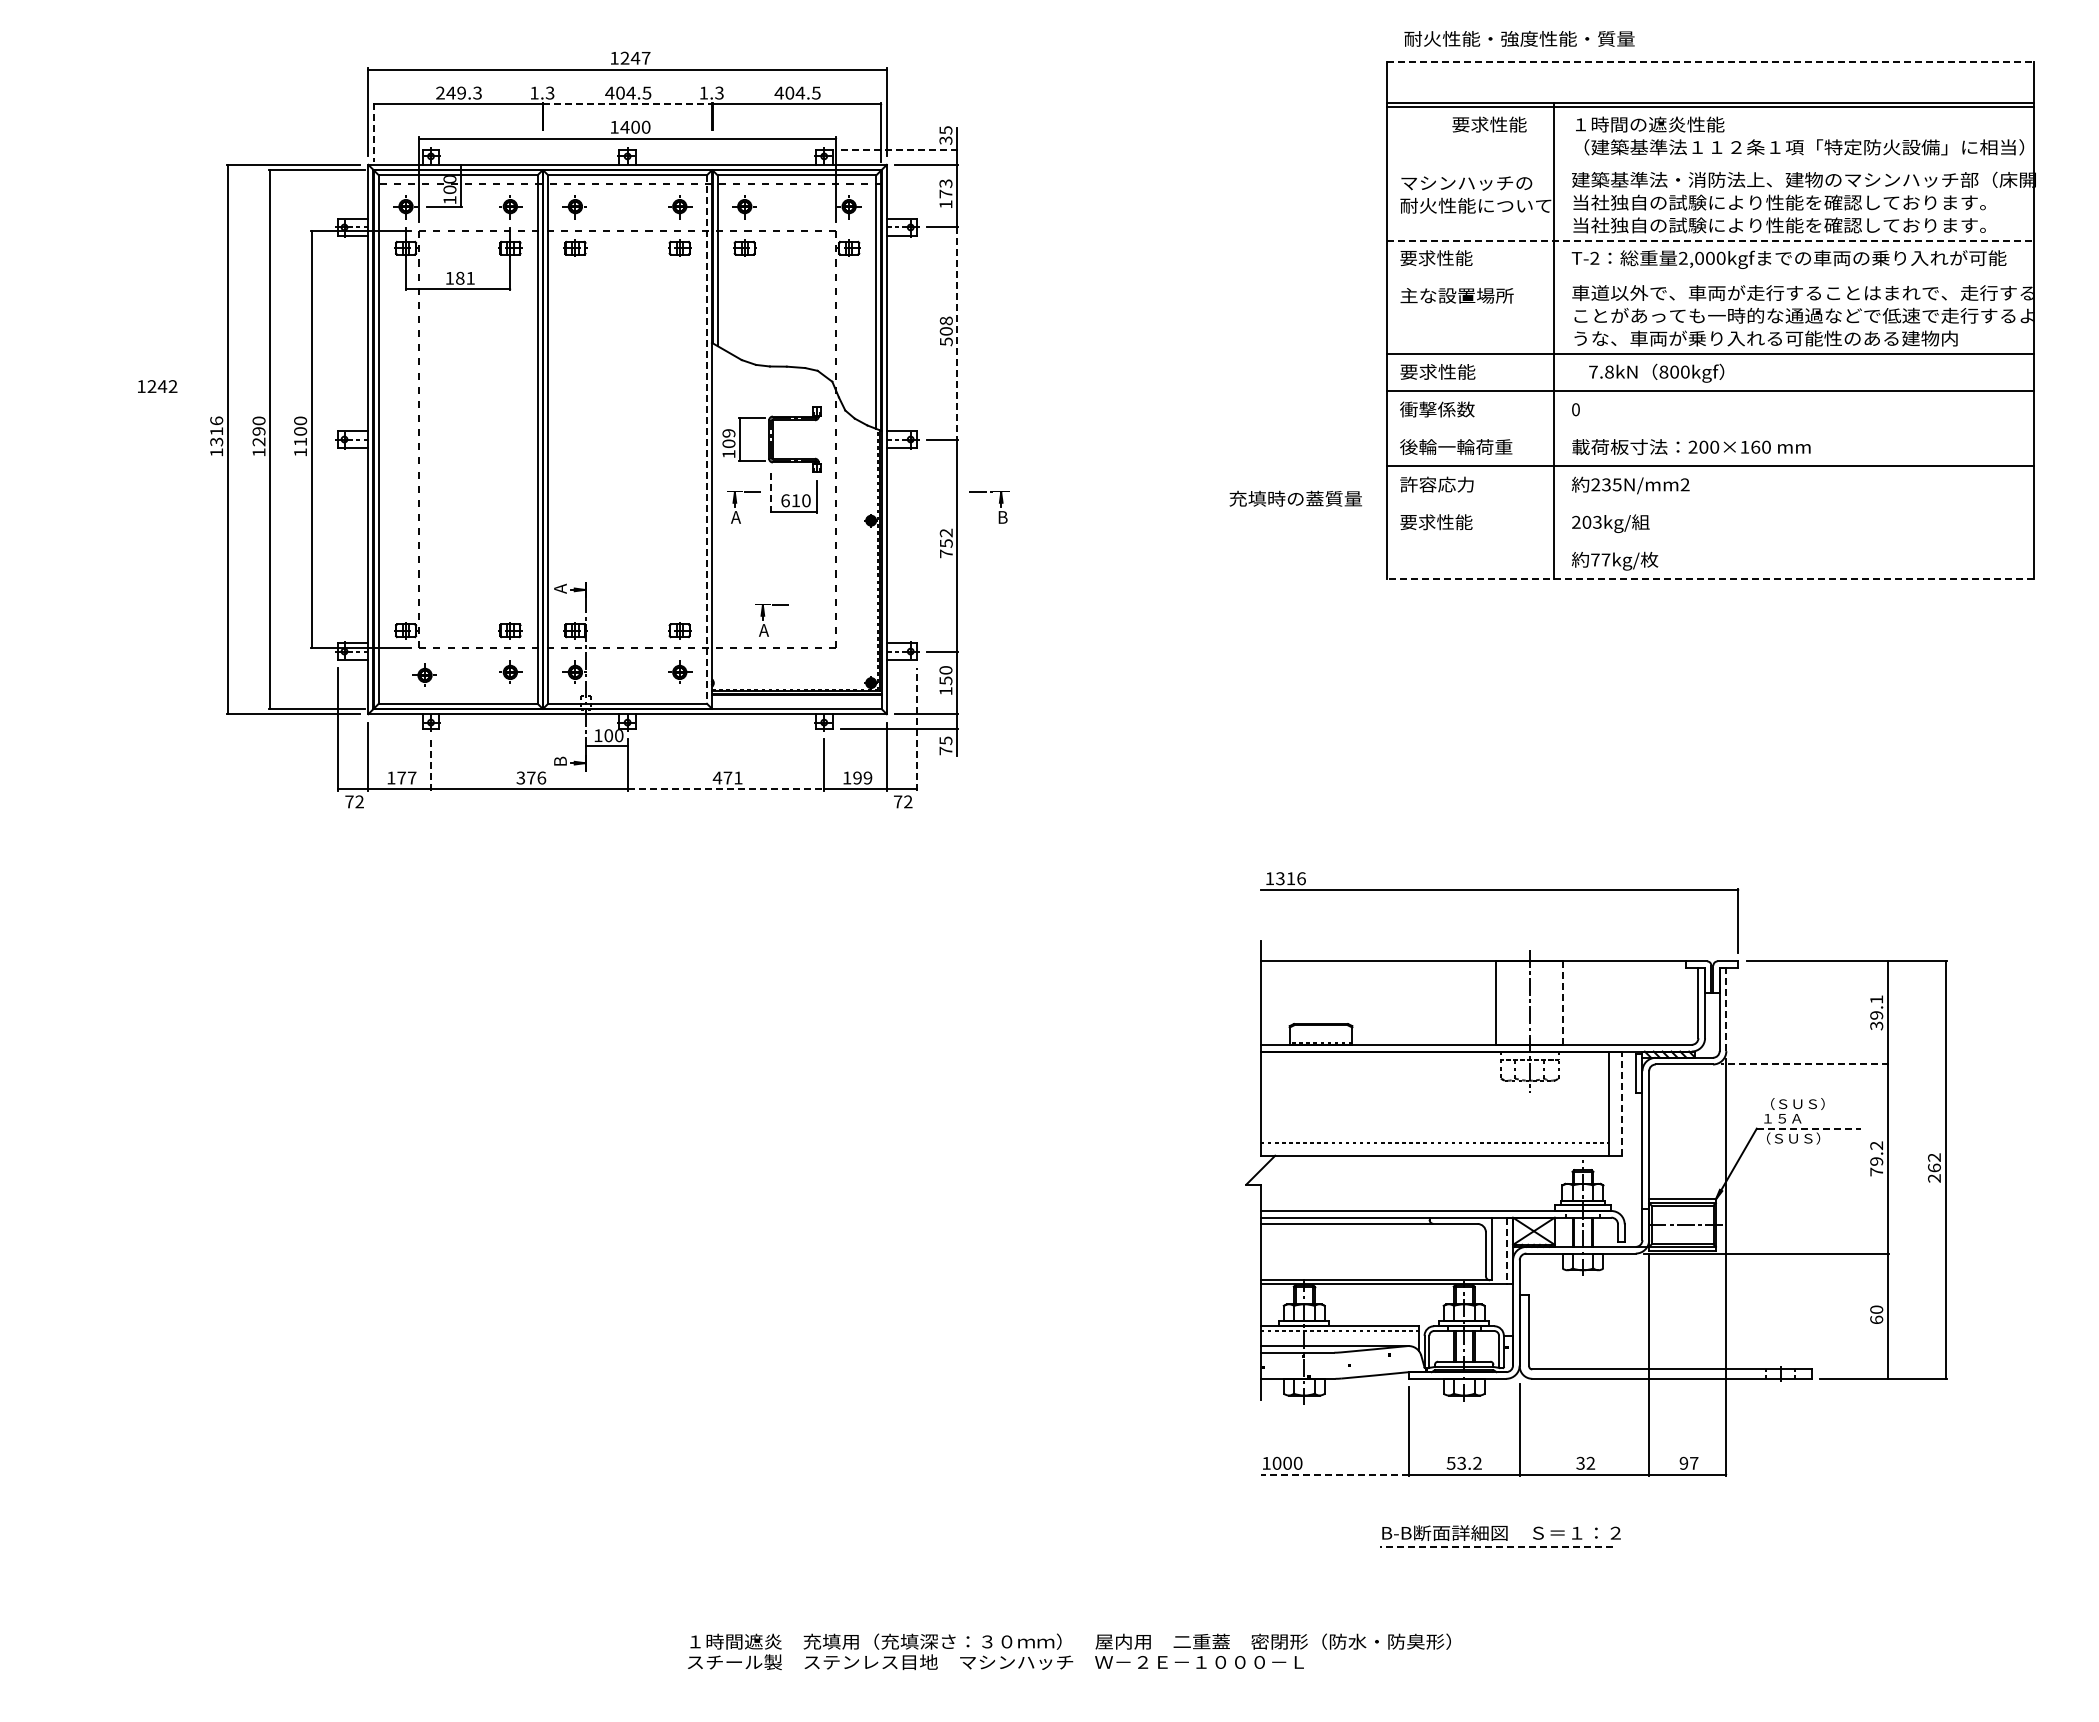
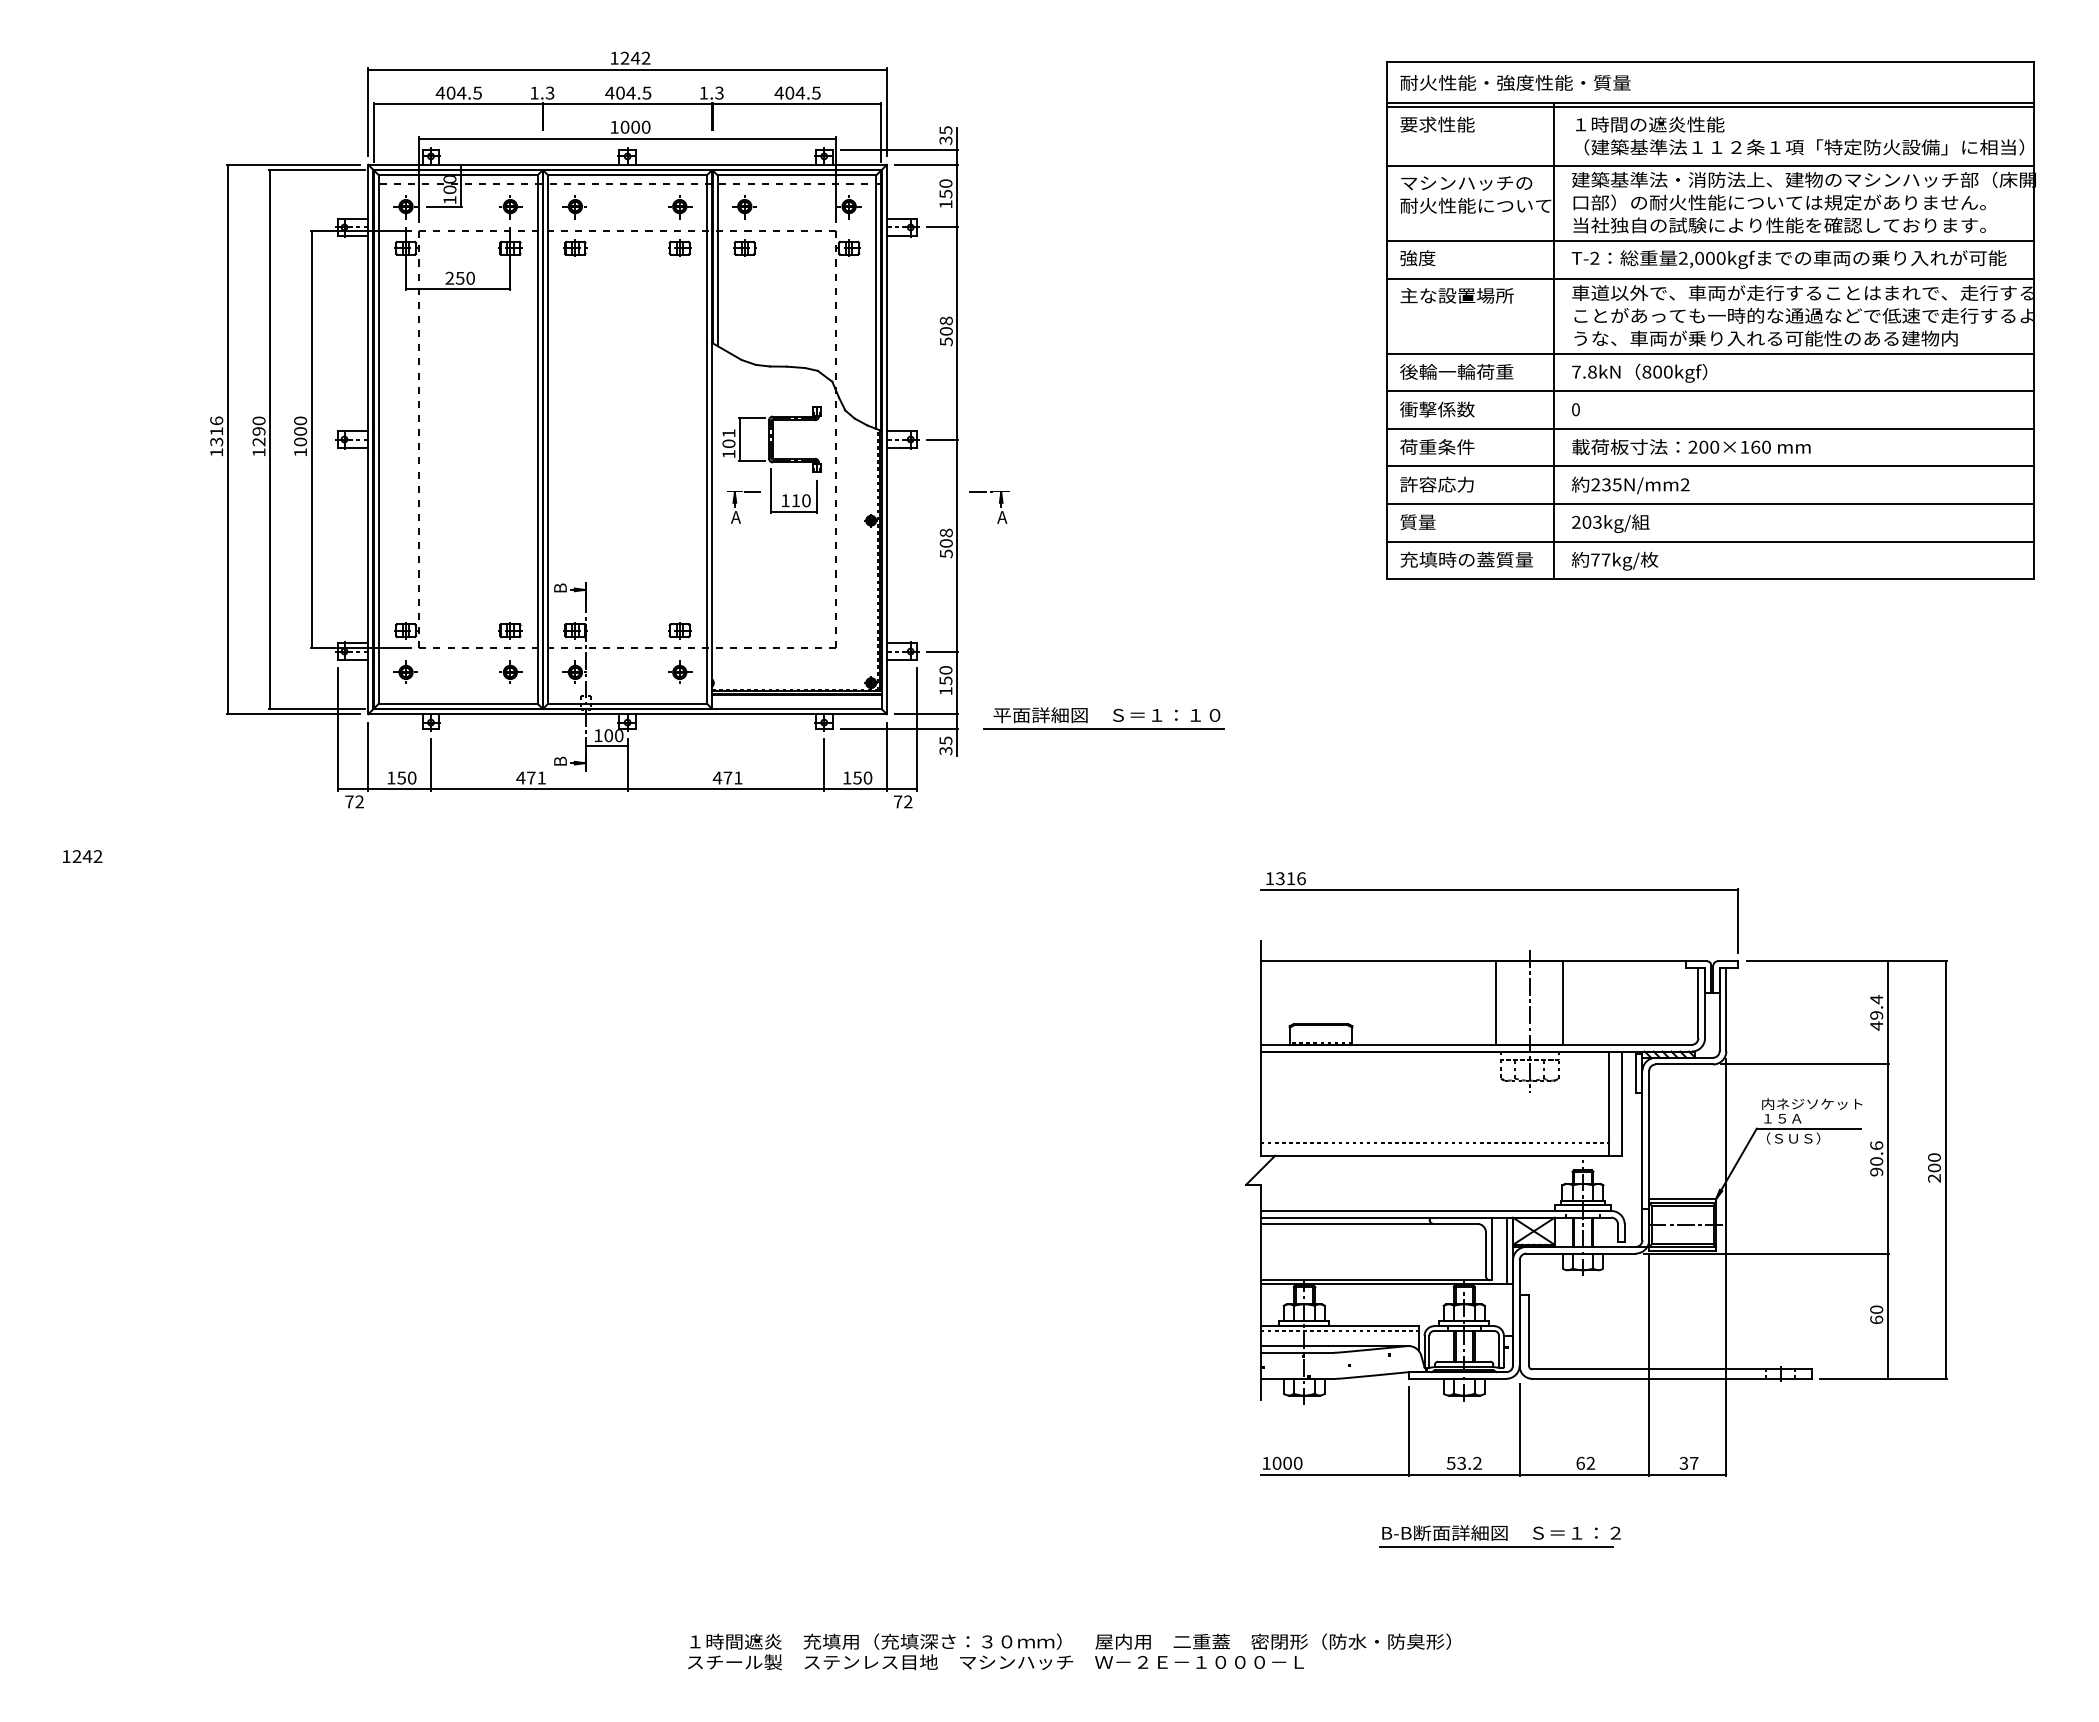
text position: (1519, 38) -> (1515, 82) (1515, 82)
text: 1247 -> 1242 (645, 57)
line: dashed -> solid (1710, 61)
text: 249.3 -> 404.5 (458, 92)
line: dashed -> solid (628, 104)
text position: (1489, 124) -> (1437, 124) (1437, 124)
text: 1400 -> 1000 (624, 126)
line: dashed -> solid (373, 133)
line: dashed -> solid (899, 150)
line: none -> present (1709, 165)
text: 173 -> 150 (945, 188)
text: 当社独自の試験により性能を確認しております。 -> 口部）の耐火性能については規定がありません。 (1775, 202)
line: dashed -> solid (1710, 241)
text: 要求性能 -> 強度 (1436, 258)
text: 181 -> 250 (459, 277)
line: none -> present (1709, 278)
line: dashed -> solid (957, 333)
text: 要求性能 -> 後輪一輪荷重 (1456, 371)
text position: (1656, 372) -> (1639, 372) (1639, 372)
text position: (157, 386) -> (82, 856) (82, 856)
line: none -> present (1709, 428)
text: 109 -> 101 (728, 433)
line: dashed -> solid (707, 440)
text: 1100 -> 1000 (300, 441)
text: 後輪一輪荷重 -> 荷重条件 (1456, 446)
line: dashed -> solid (770, 490)
text position: (1295, 498) -> (1466, 559) (1466, 559)
text: 610 -> 110 (785, 500)
line: none -> present (1709, 504)
text: B -> A (1002, 517)
text: 要求性能 -> 質量 (1436, 522)
line: none -> present (1709, 541)
text: 752 -> 508 (945, 543)
line: dashed -> solid (1710, 579)
text: A -> B (560, 588)
part: present -> none (765, 616)
part position: (424, 674) -> (405, 671) (405, 671)
line: dashed -> solid (916, 728)
part: none -> present (1103, 728)
text: 75 -> 35 (945, 750)
line: dashed -> solid (431, 764)
text: 177 -> 150 (406, 777)
text: 376 -> 471 (531, 777)
text: 199 -> 150 (862, 777)
line: dashed -> solid (726, 789)
line: dashed -> solid (1563, 1003)
line: dashed -> solid (1726, 1009)
text: 39.1 -> 49.4 (1876, 1012)
line: dashed -> solid (1805, 1064)
line: dashed -> solid (1621, 1103)
text: （ＳＵＳ） -> 内ネジソケット (1812, 1103)
line: dashed -> solid (1809, 1128)
text: 79.2 -> 90.6 (1876, 1158)
text: 262 -> 200 (1934, 1162)
line: dashed -> solid (1506, 1251)
text: 32 -> 62 (1580, 1462)
text: 97 -> 37 (1683, 1463)
line: dashed -> solid (1334, 1474)
line: dashed -> solid (1496, 1547)
